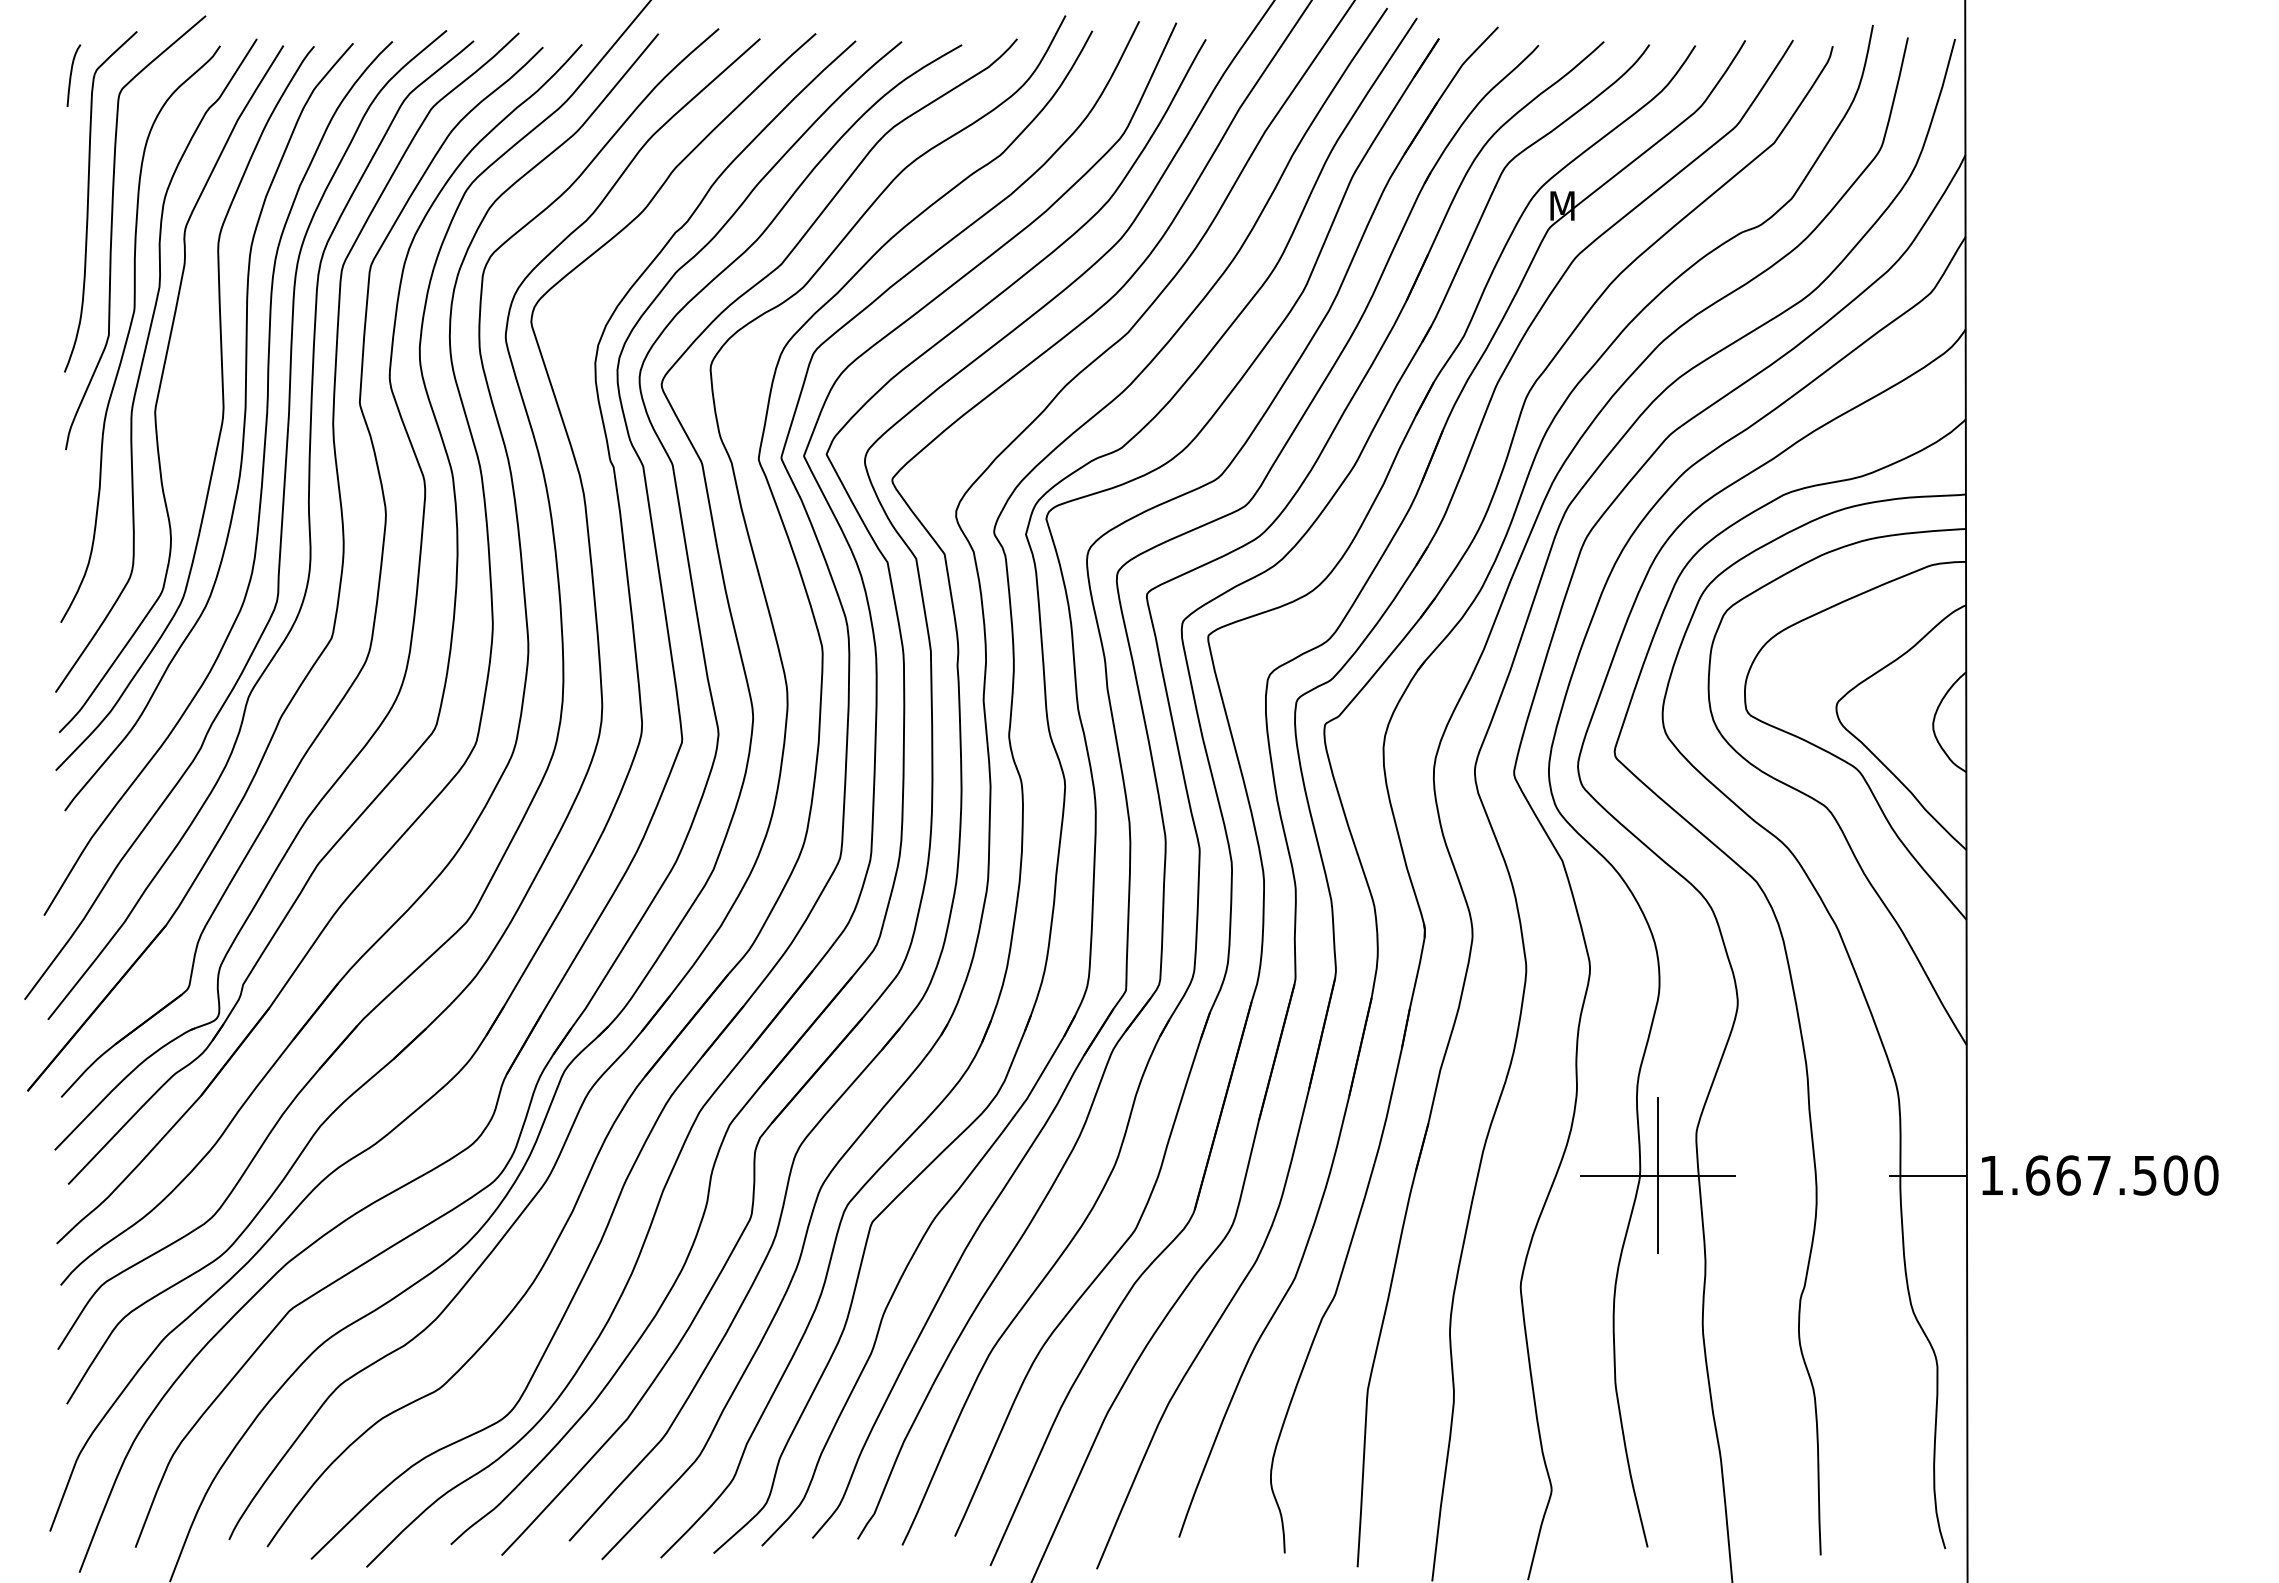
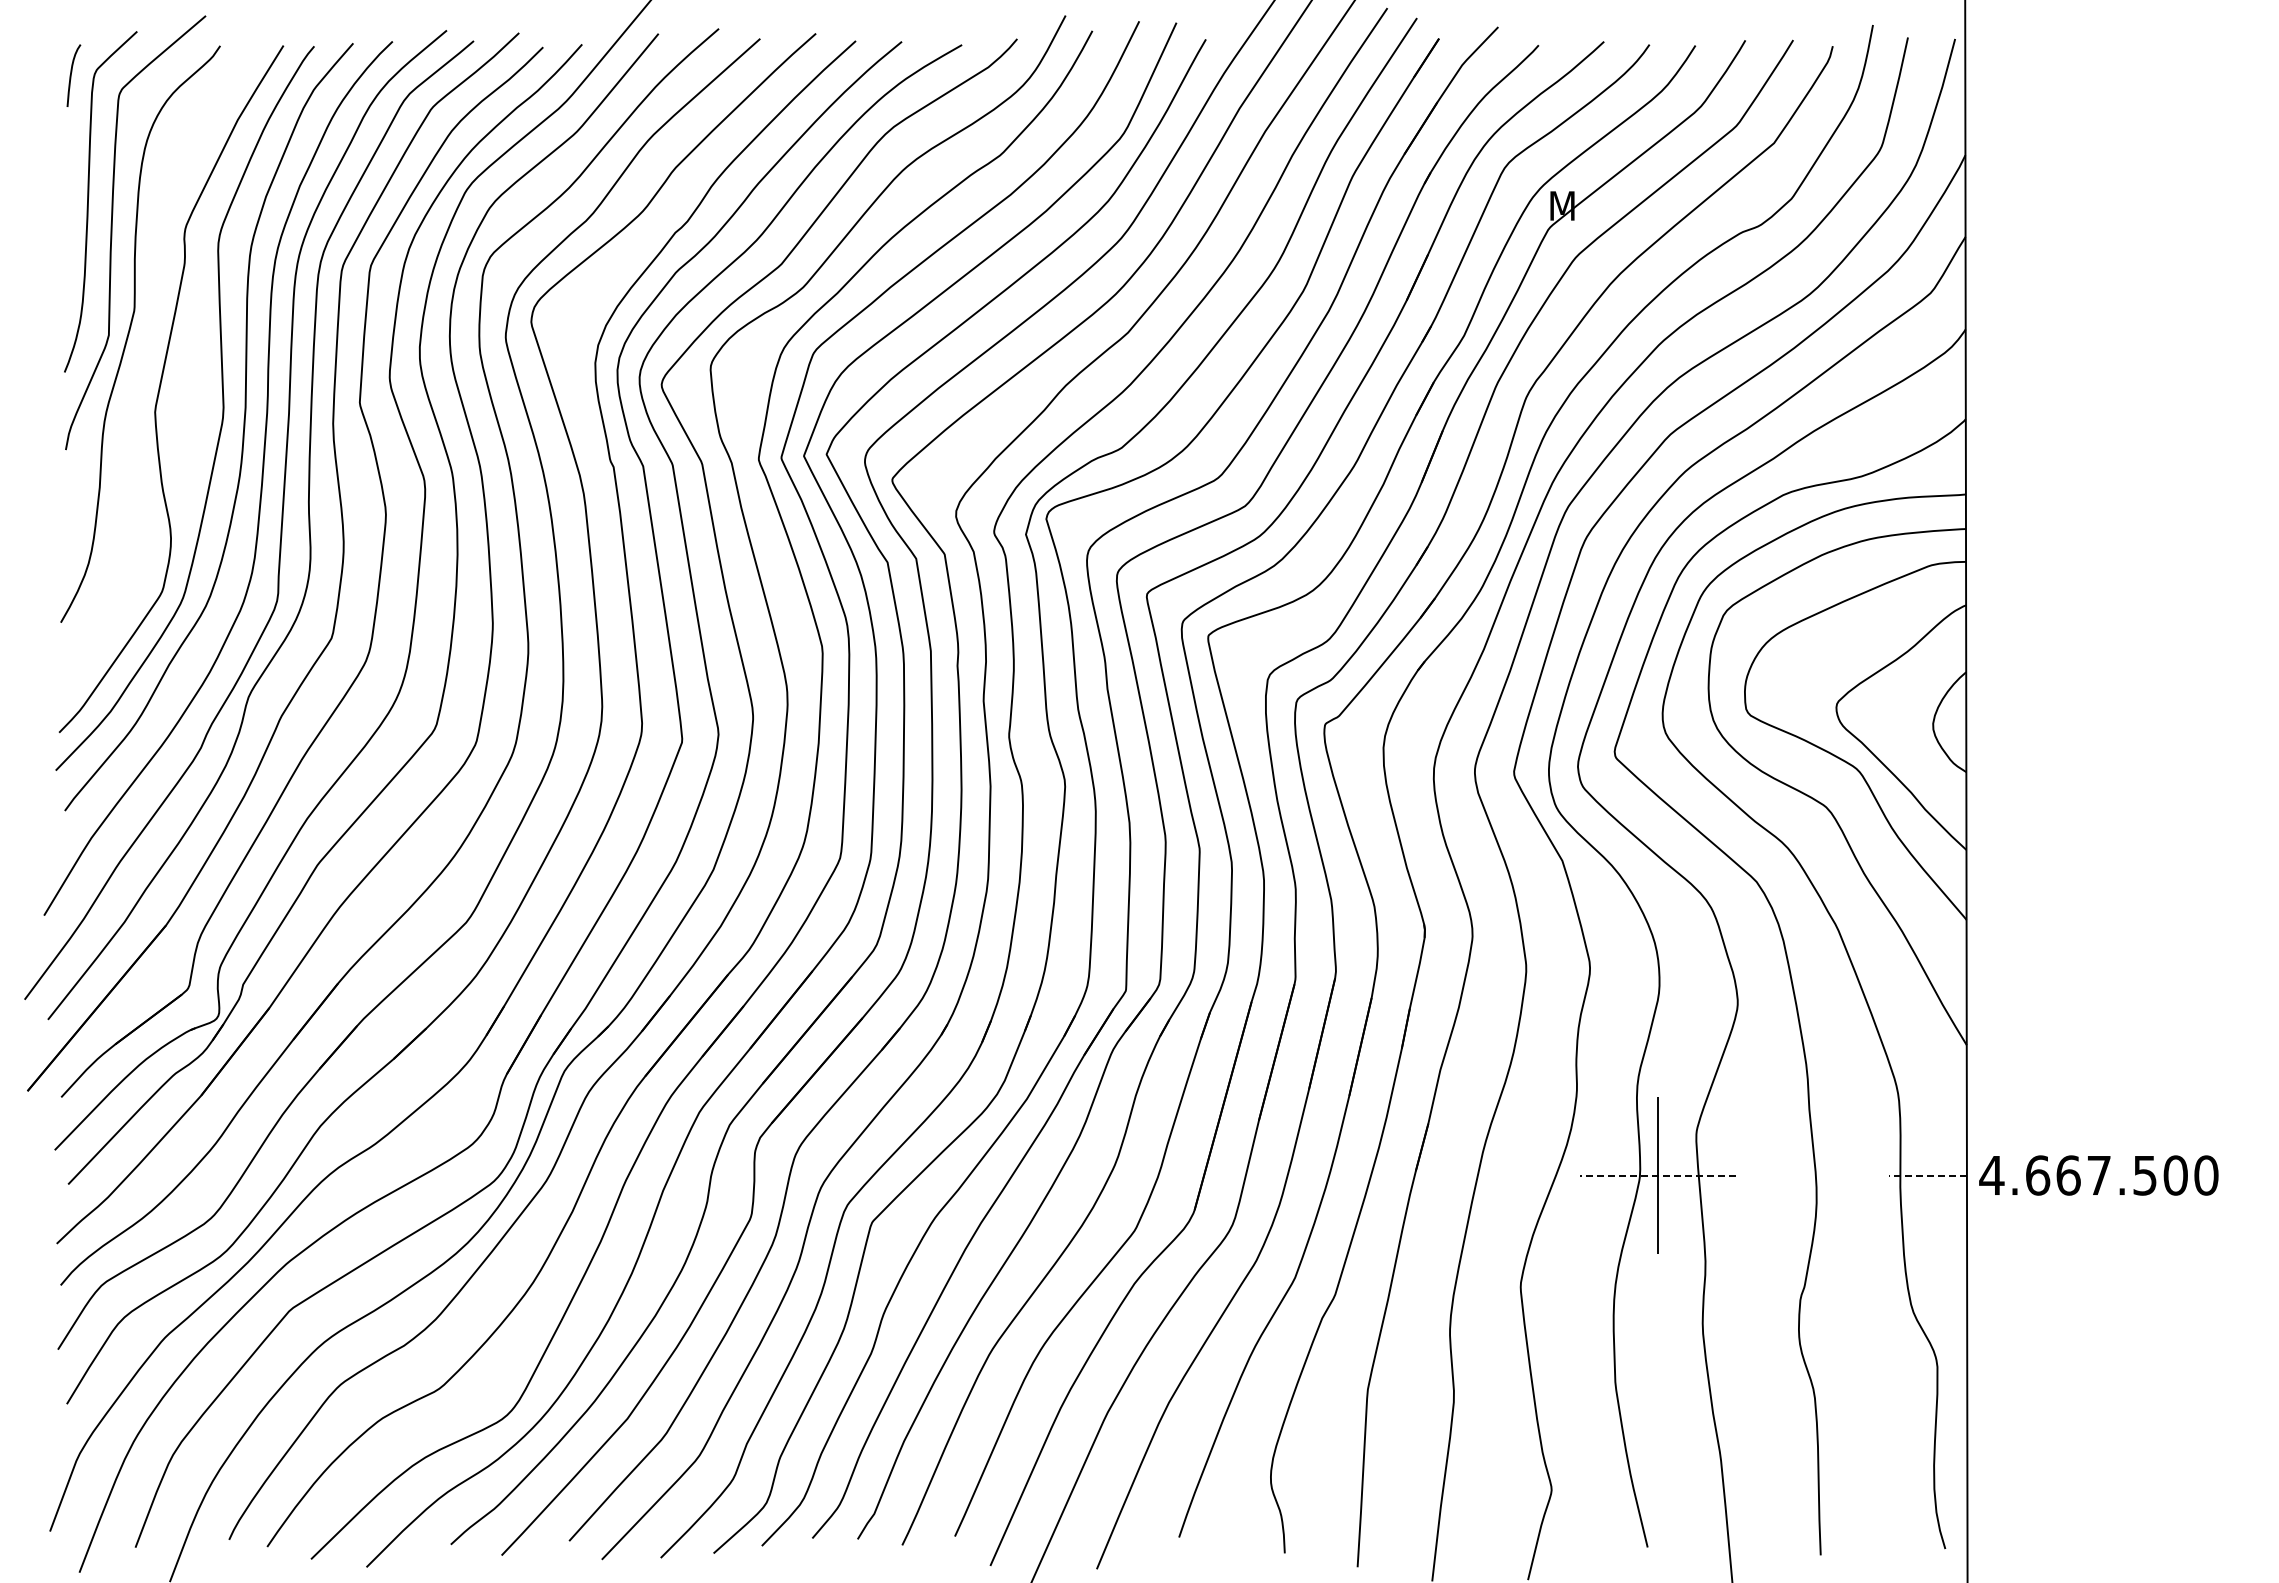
curve: present -> none (143, 363)
line: solid -> dashed (1657, 1175)
line: solid -> dashed (1927, 1175)
text: 1.667.500 -> 4.667.500 (1991, 1175)
